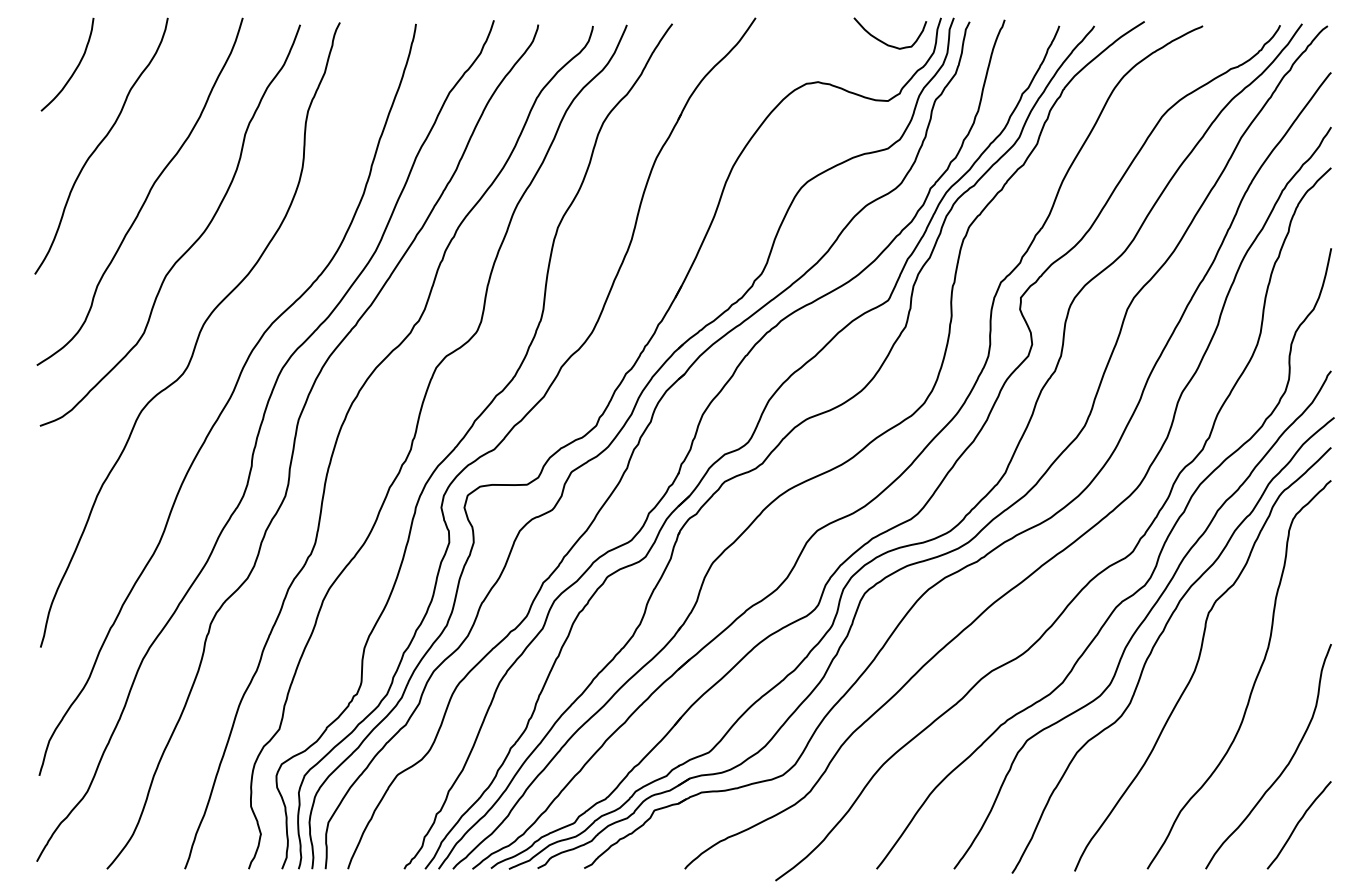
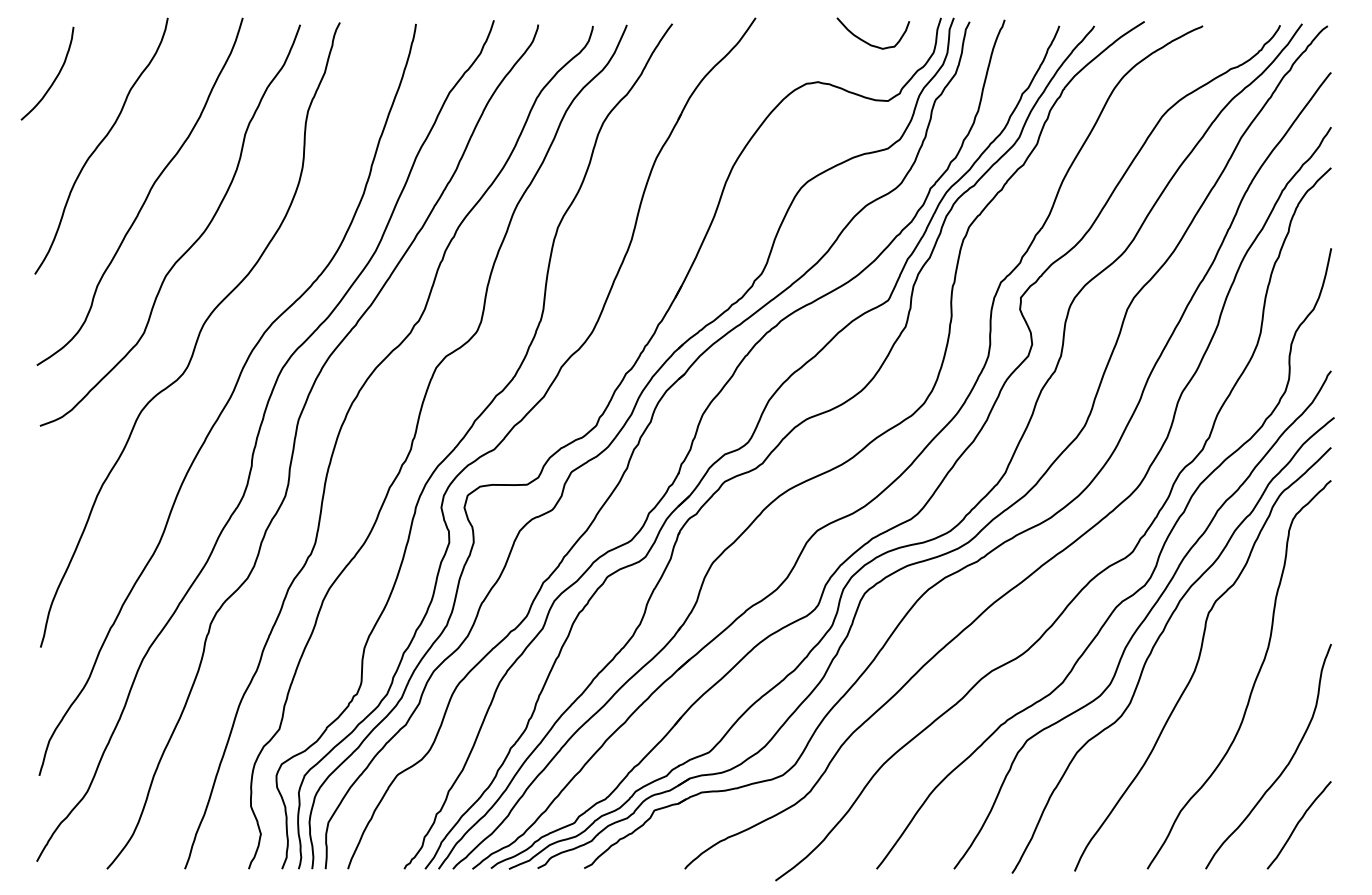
curve position: (885, 42) -> (868, 42) (868, 42)
curve position: (74, 69) -> (54, 78) (54, 78)
